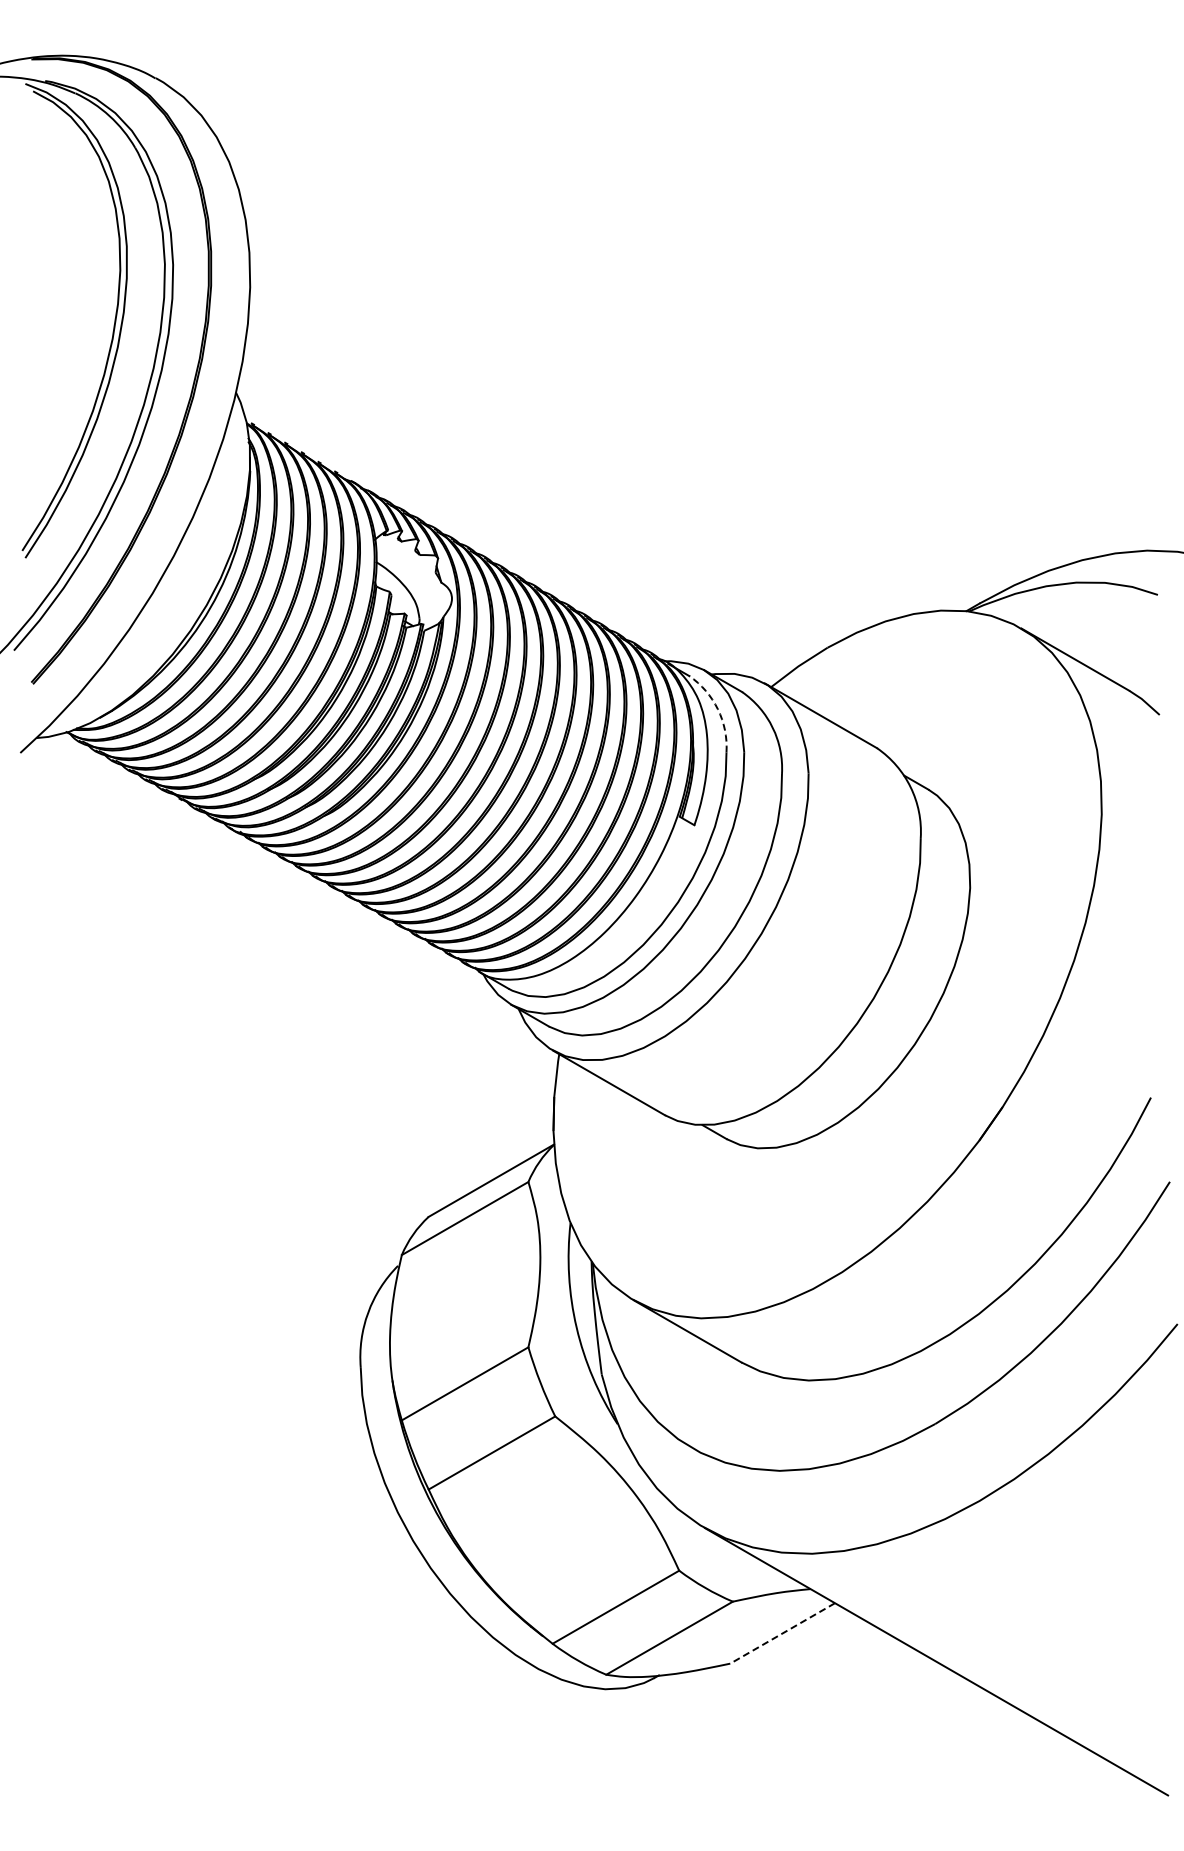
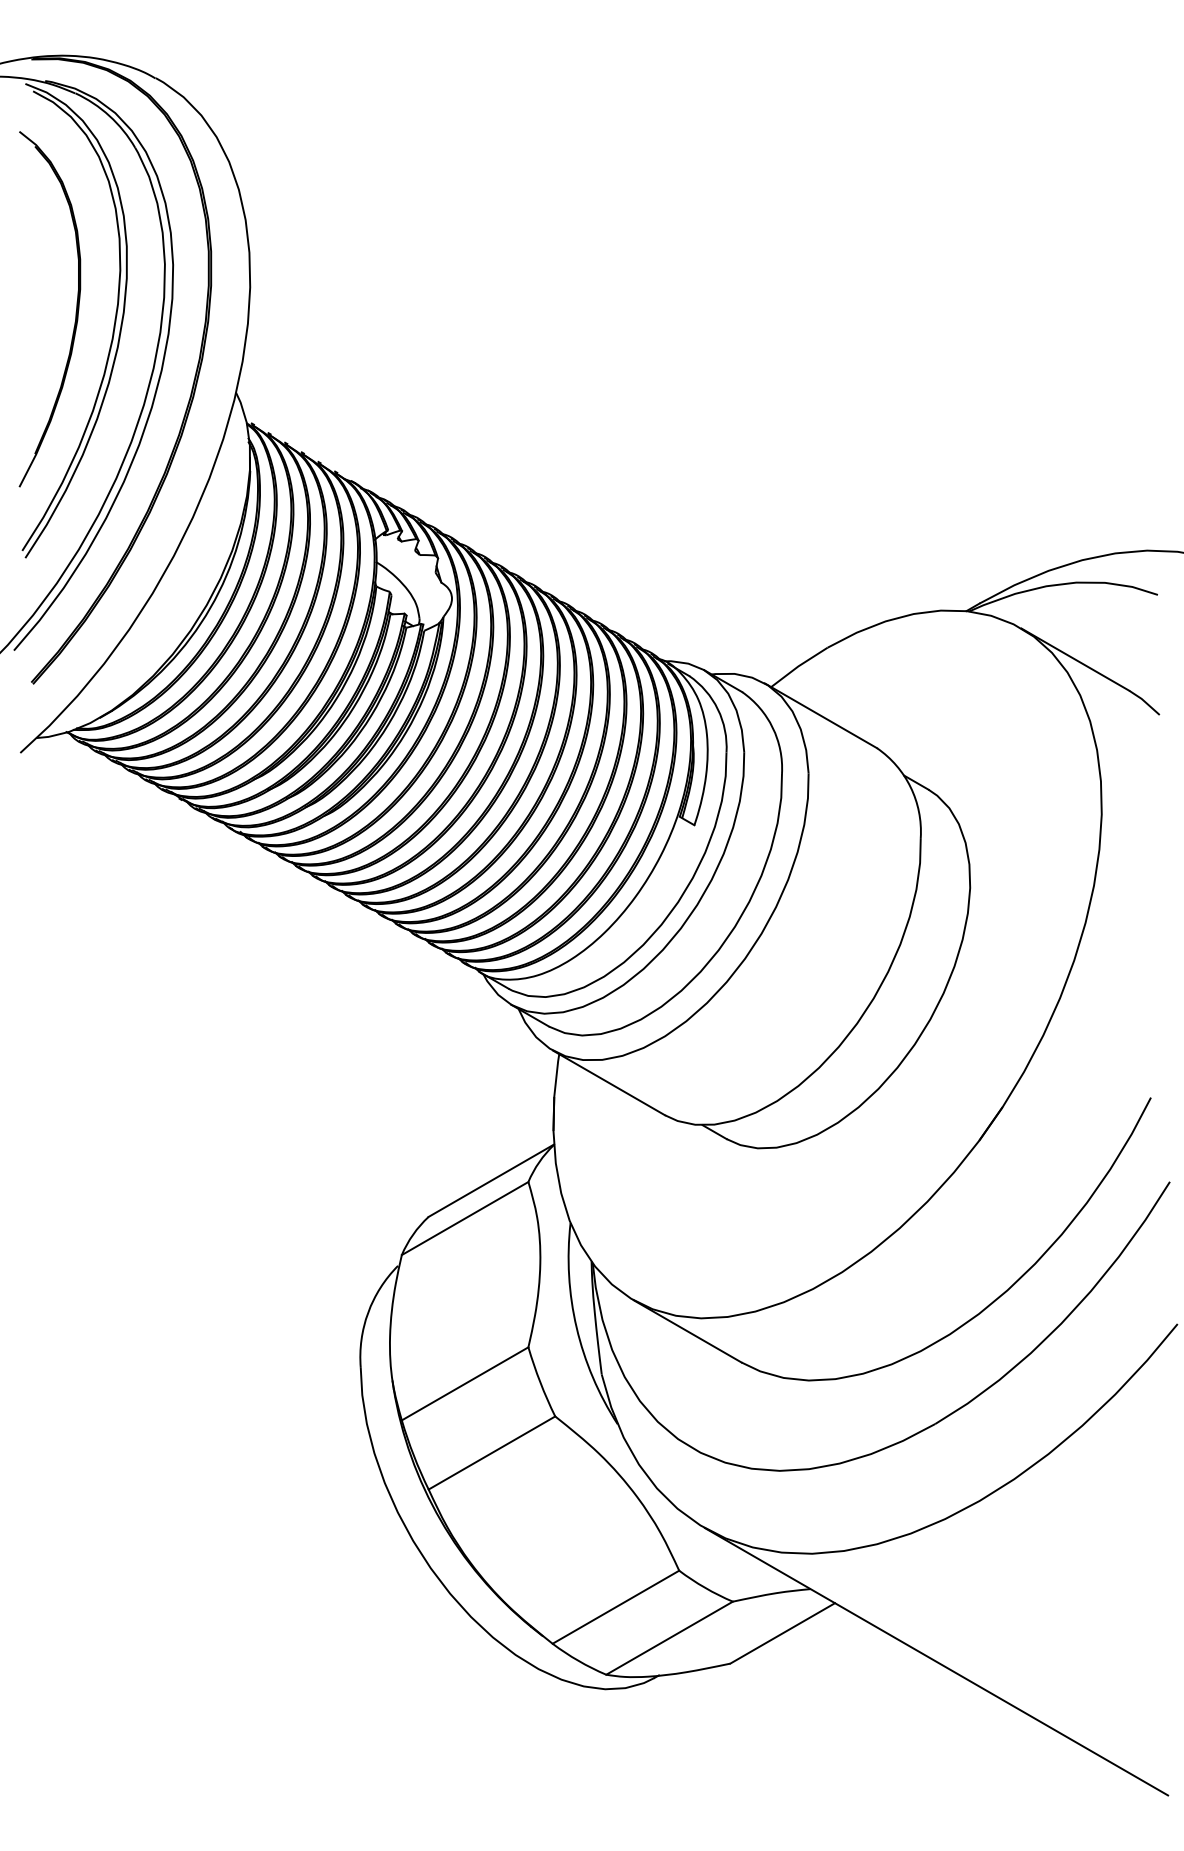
part: none -> present (75, 312)
arc: dashed -> solid (717, 709)
line: dashed -> solid (782, 1633)
